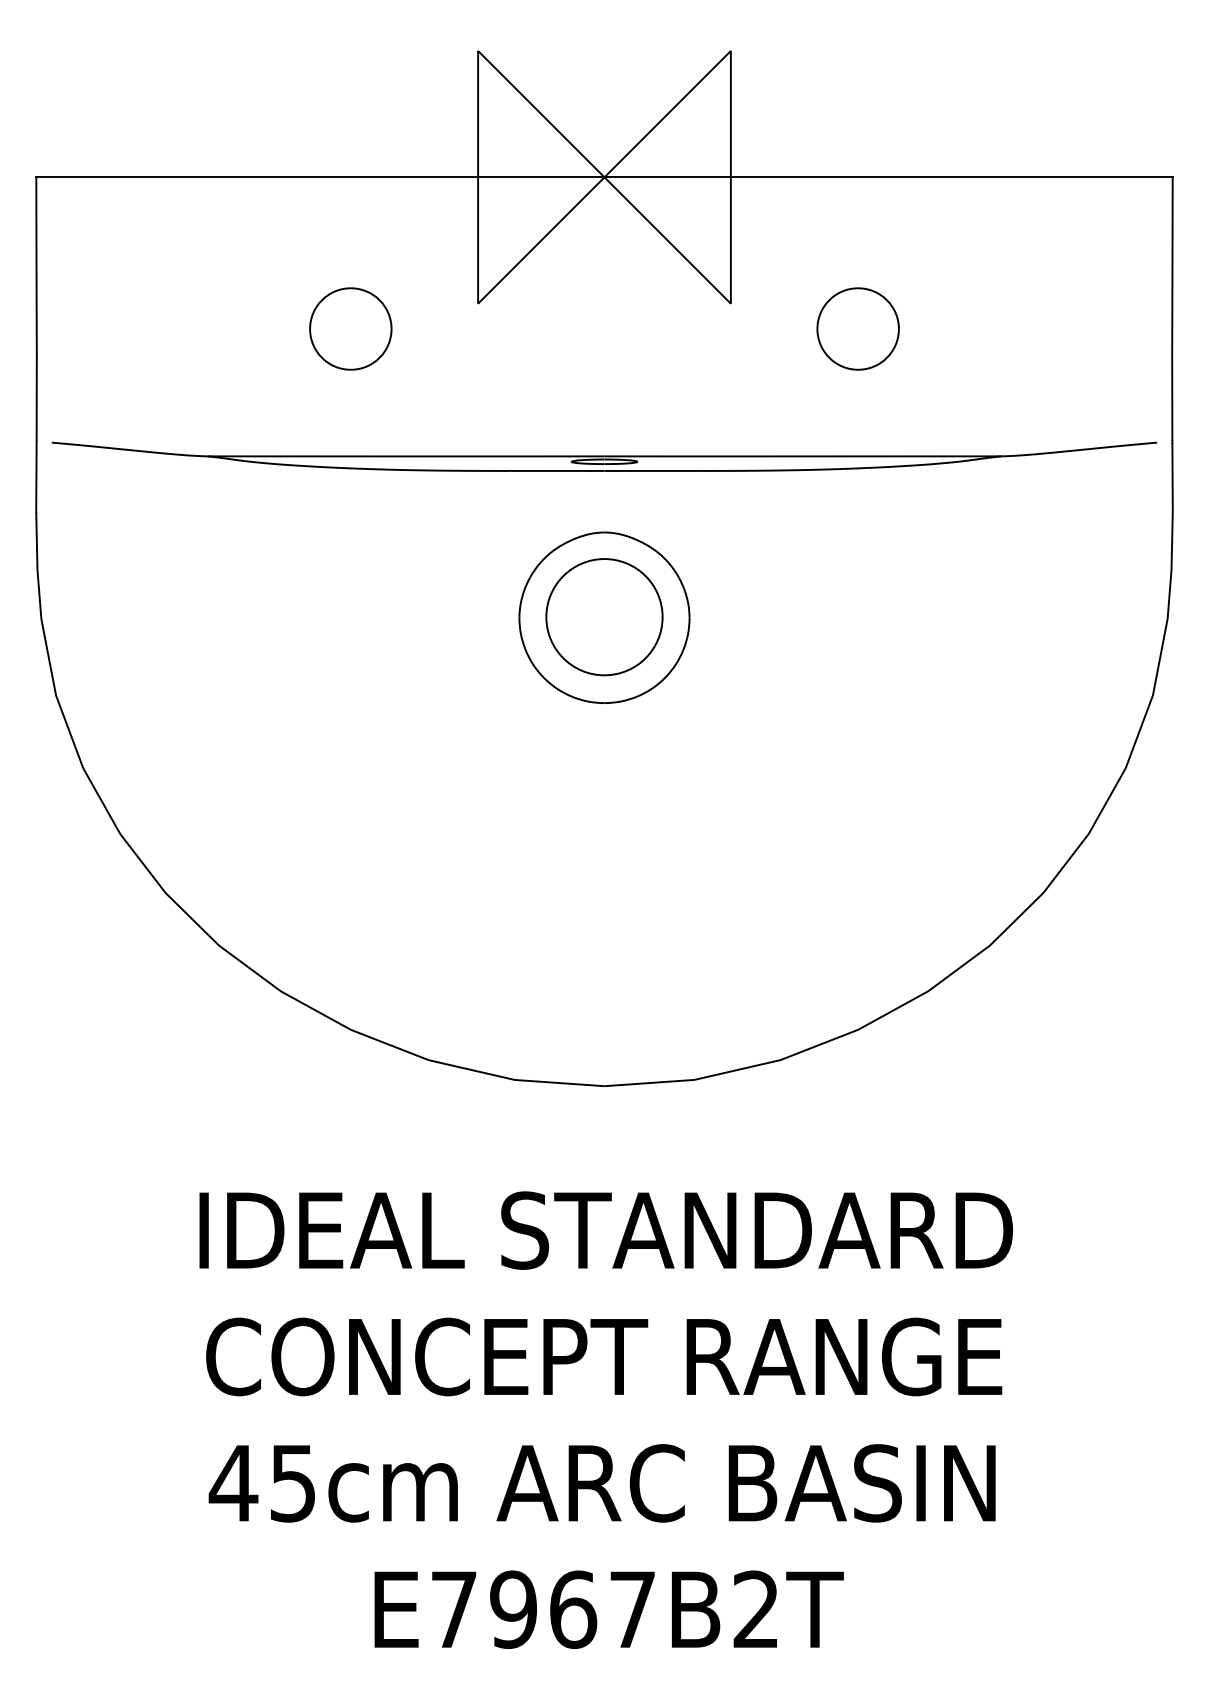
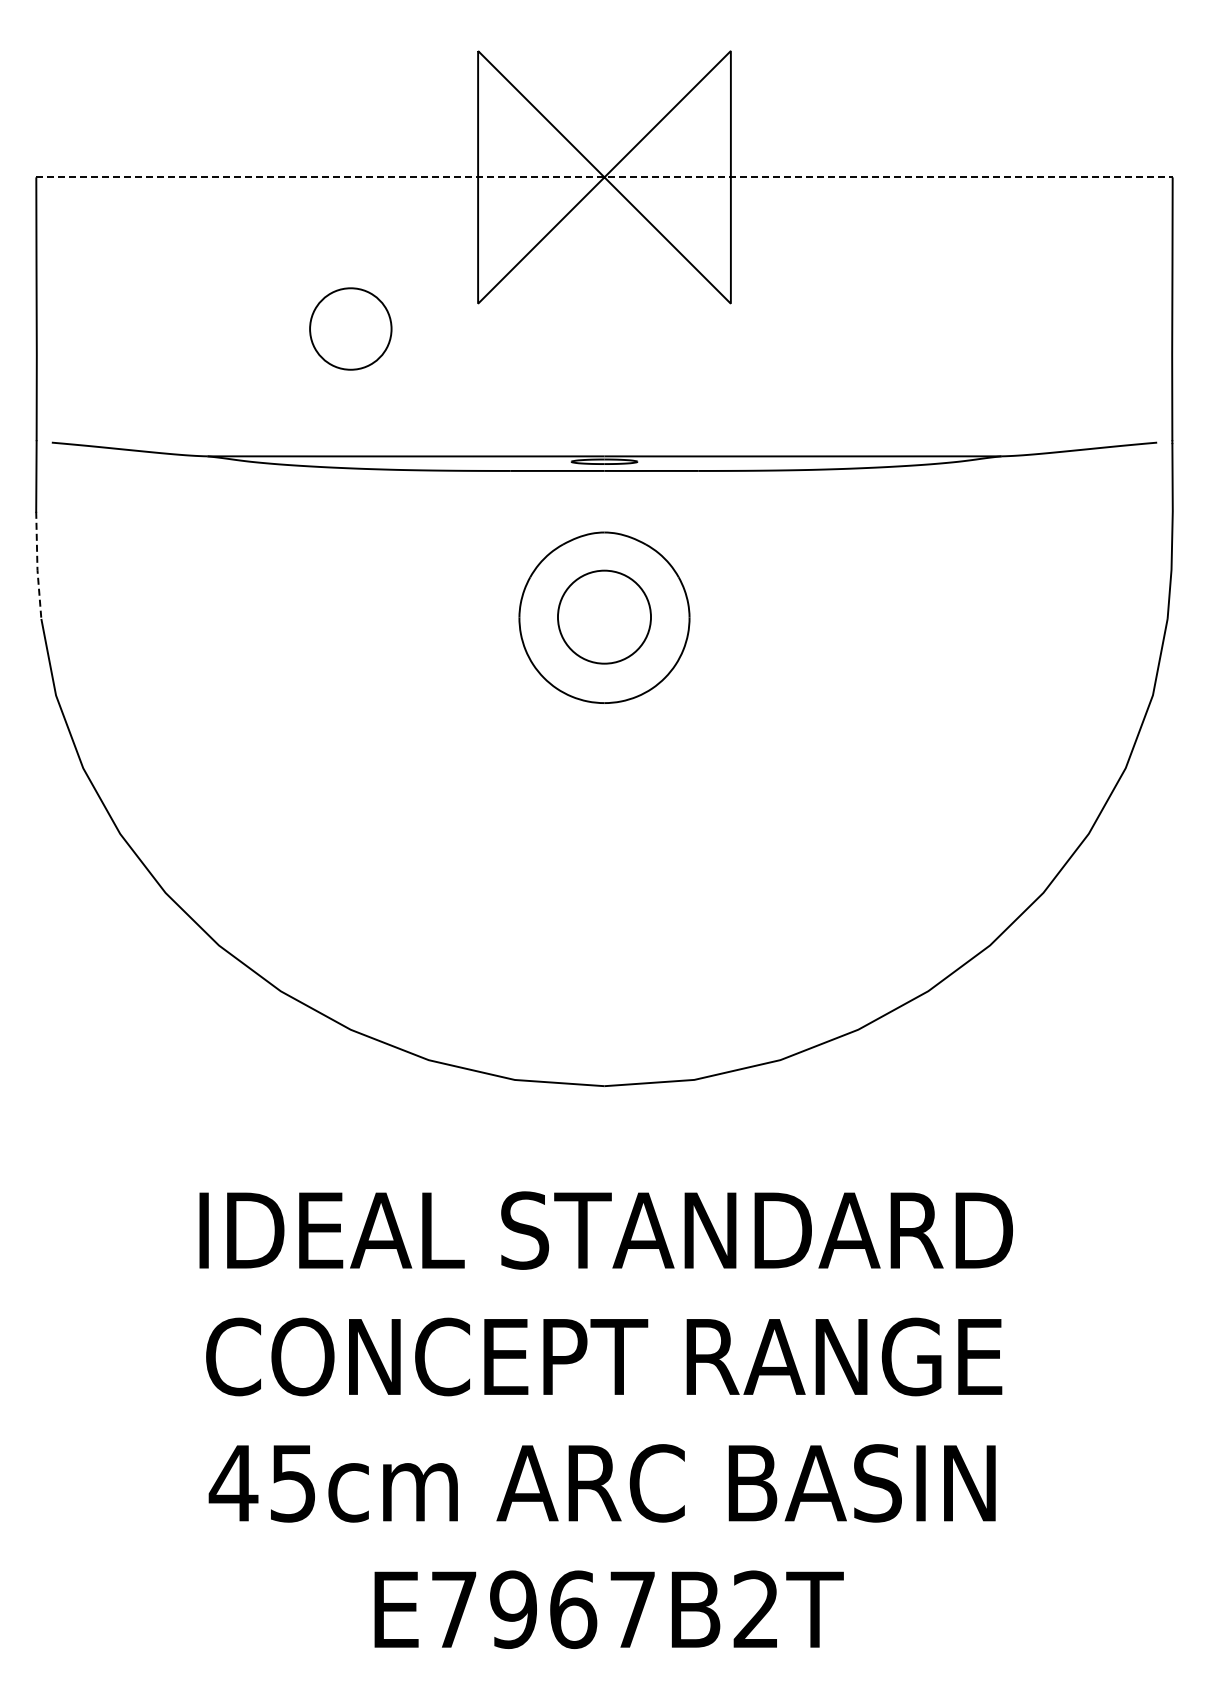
line: solid -> dashed (604, 177)
part: present -> none (857, 328)
line: solid -> dashed (37, 566)
circle diameter: 116 px -> 93 px (604, 616)
